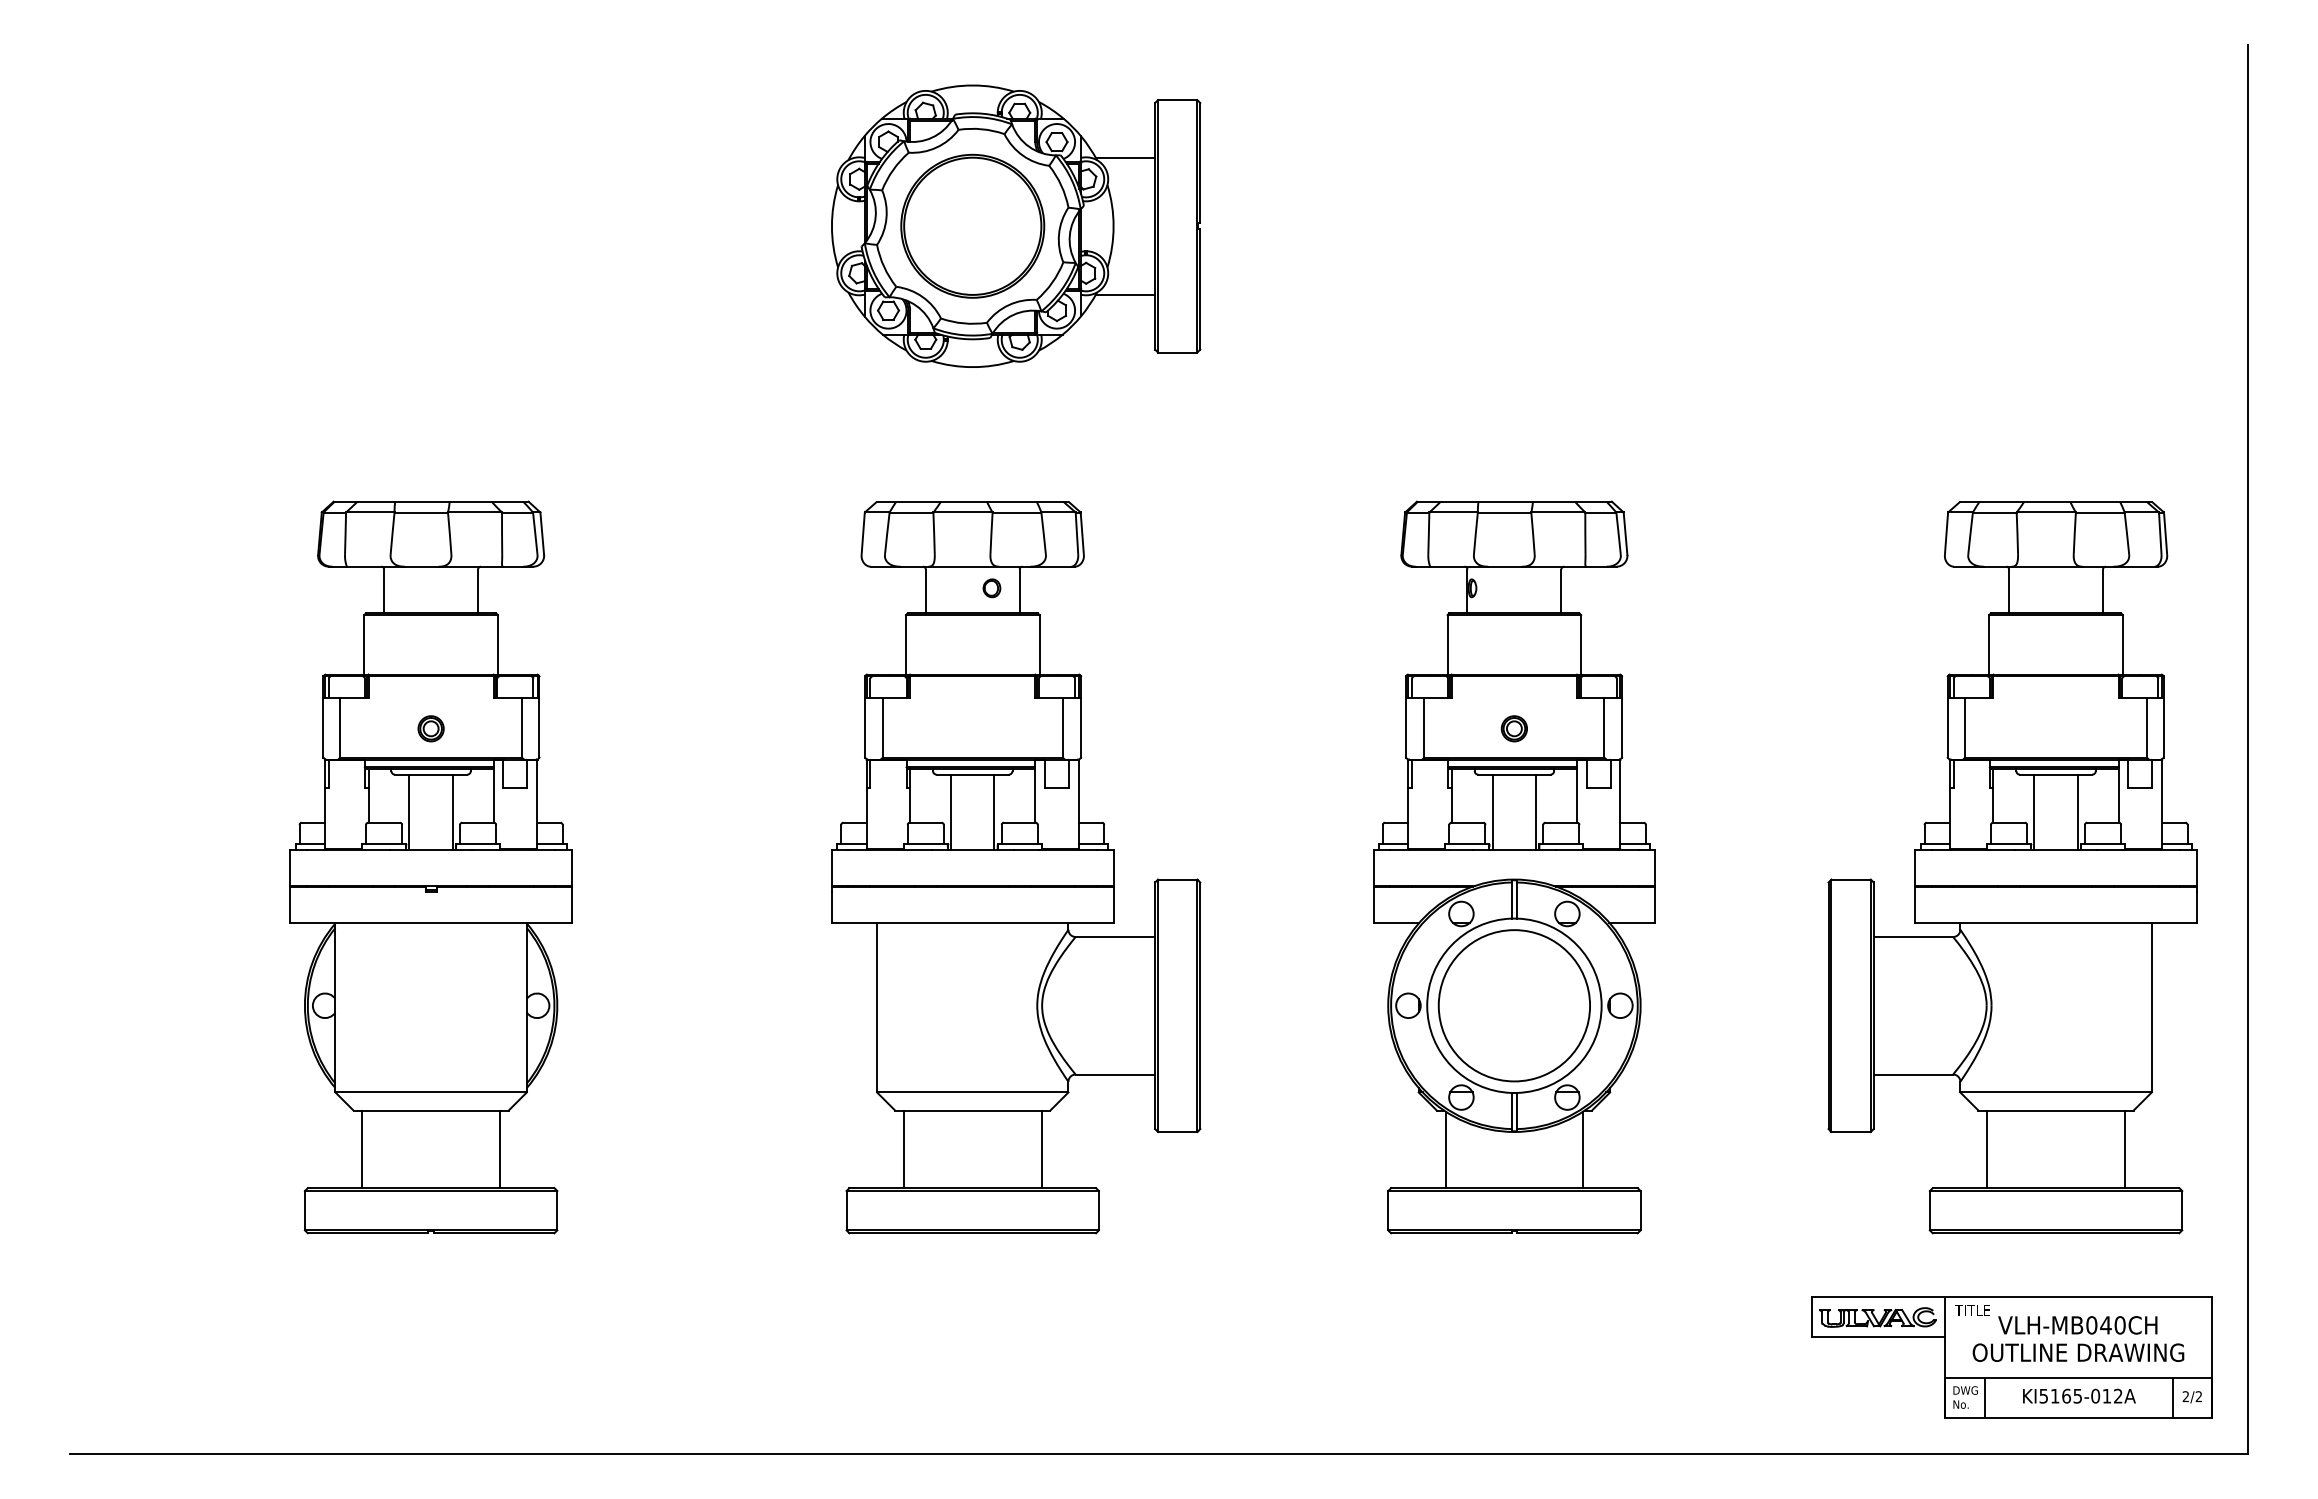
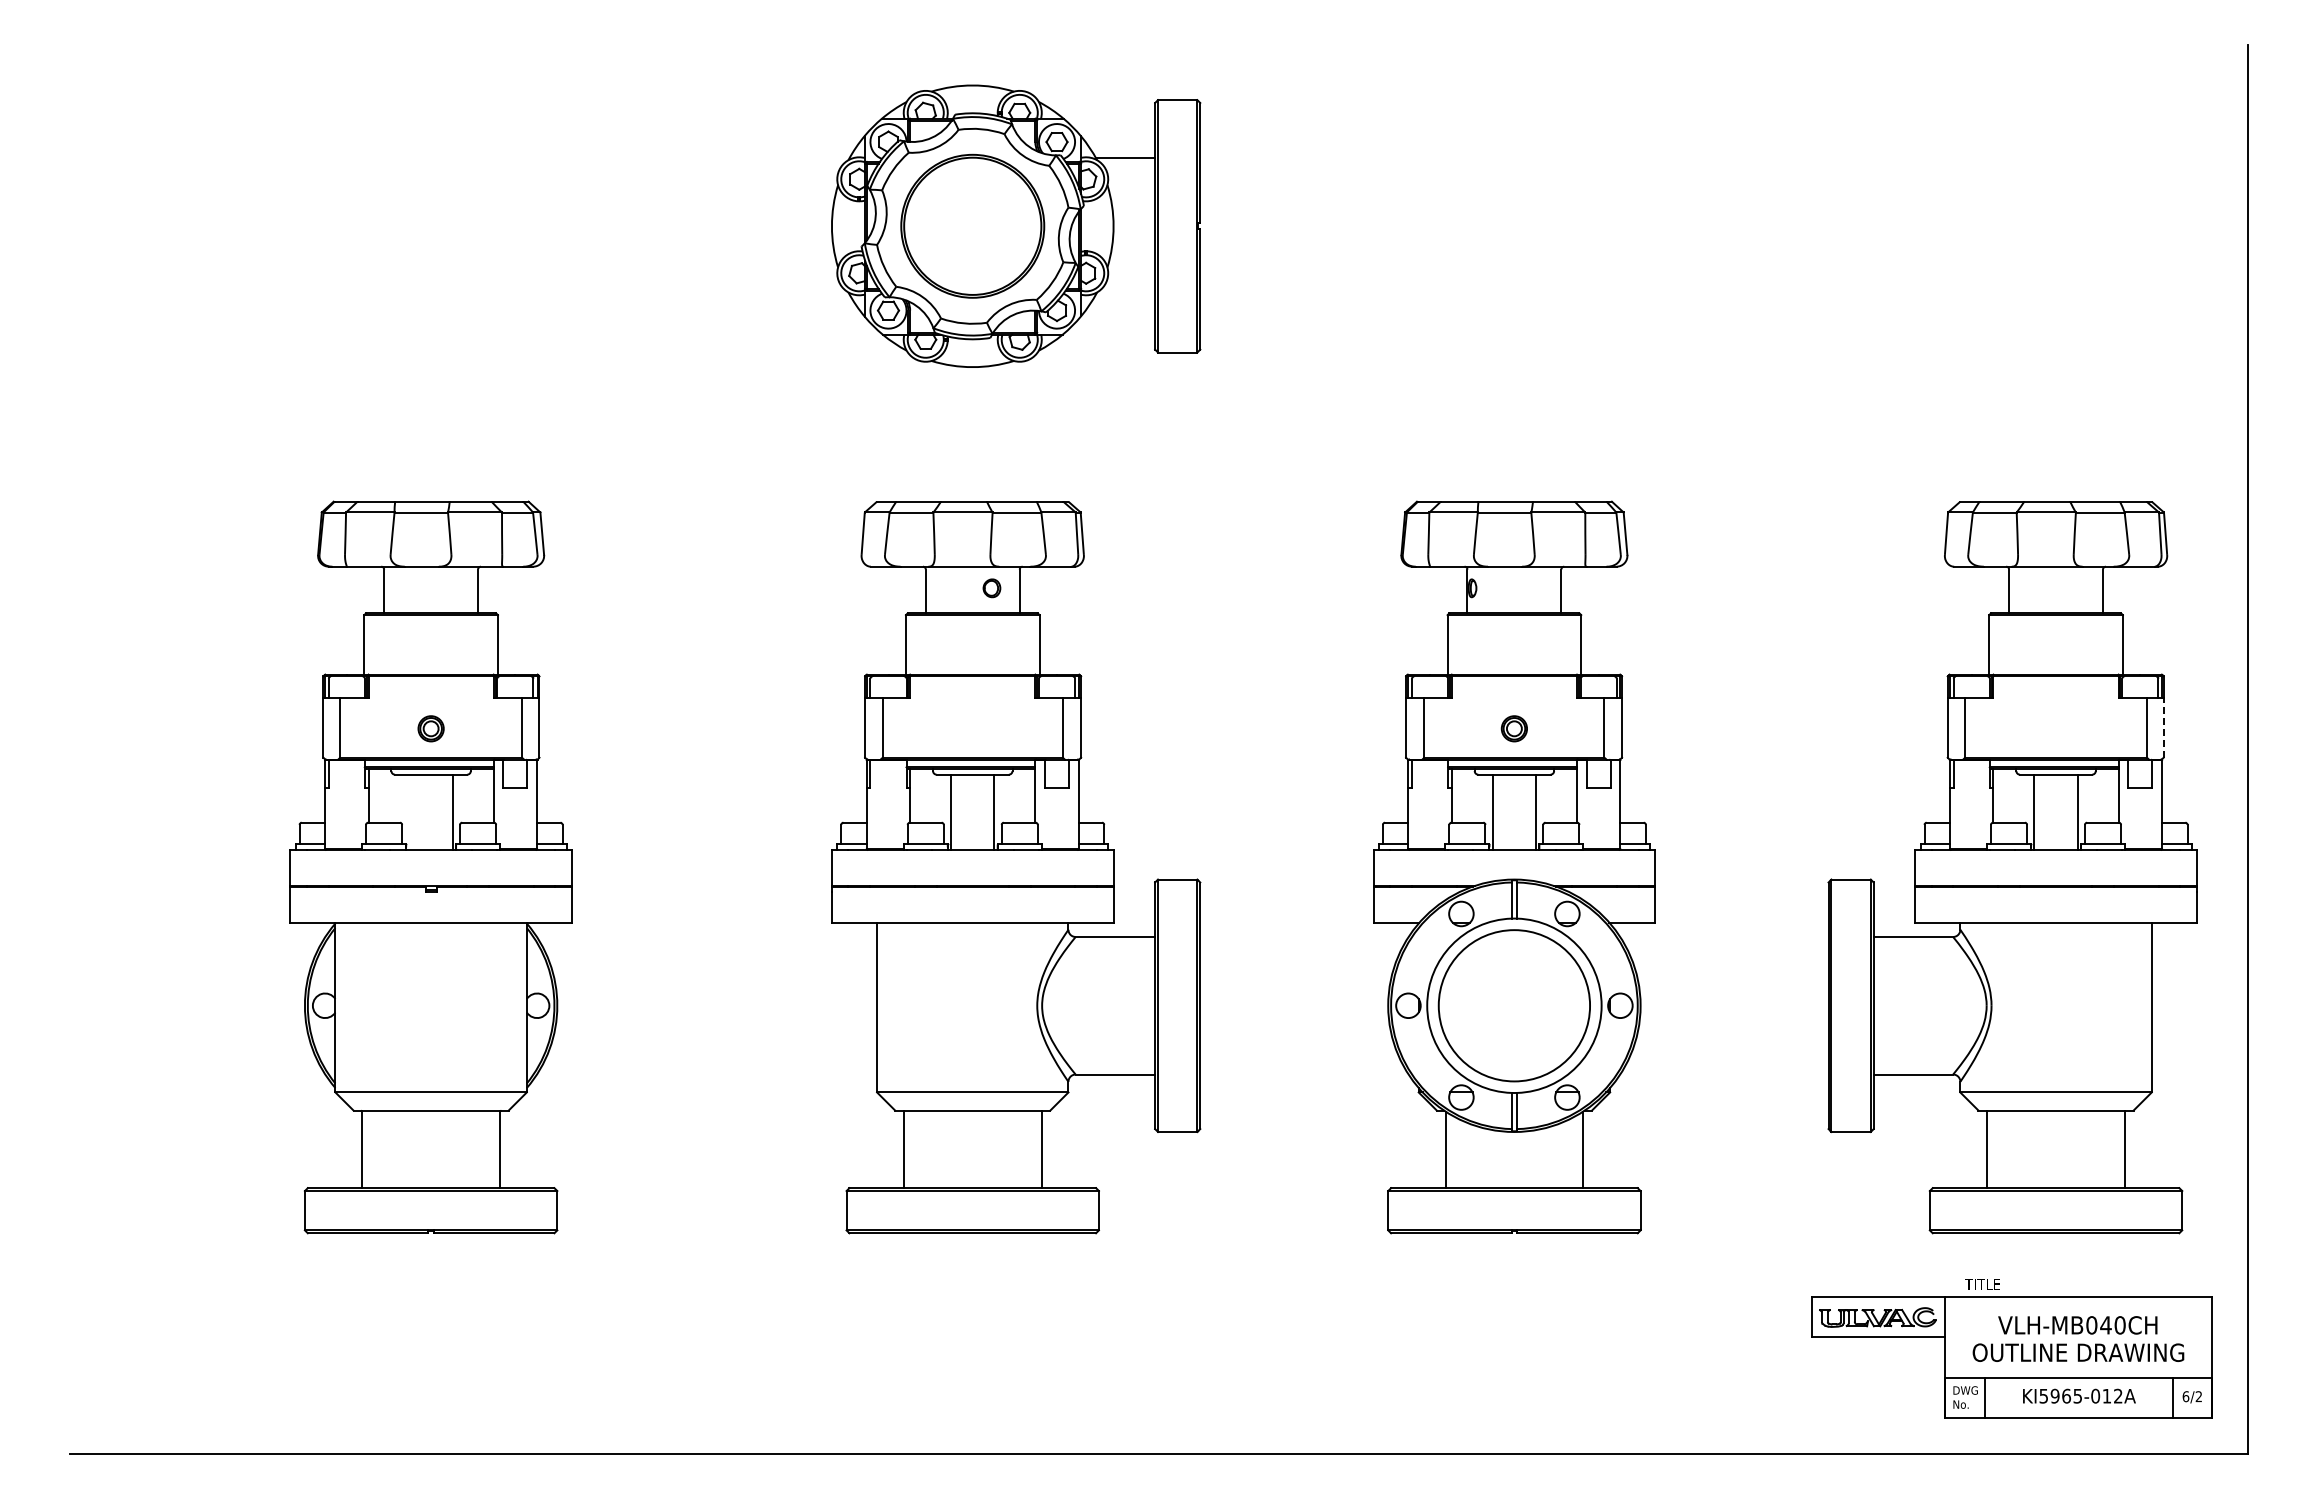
line: present -> none (1125, 295)
line: solid -> dashed (2163, 727)
line: present -> none (409, 811)
text position: (1972, 1310) -> (1982, 1284) (1982, 1284)
text: KI5165-012A -> KI5965-012A (2054, 1395)
text: 2/2 -> 6/2 (2185, 1396)
